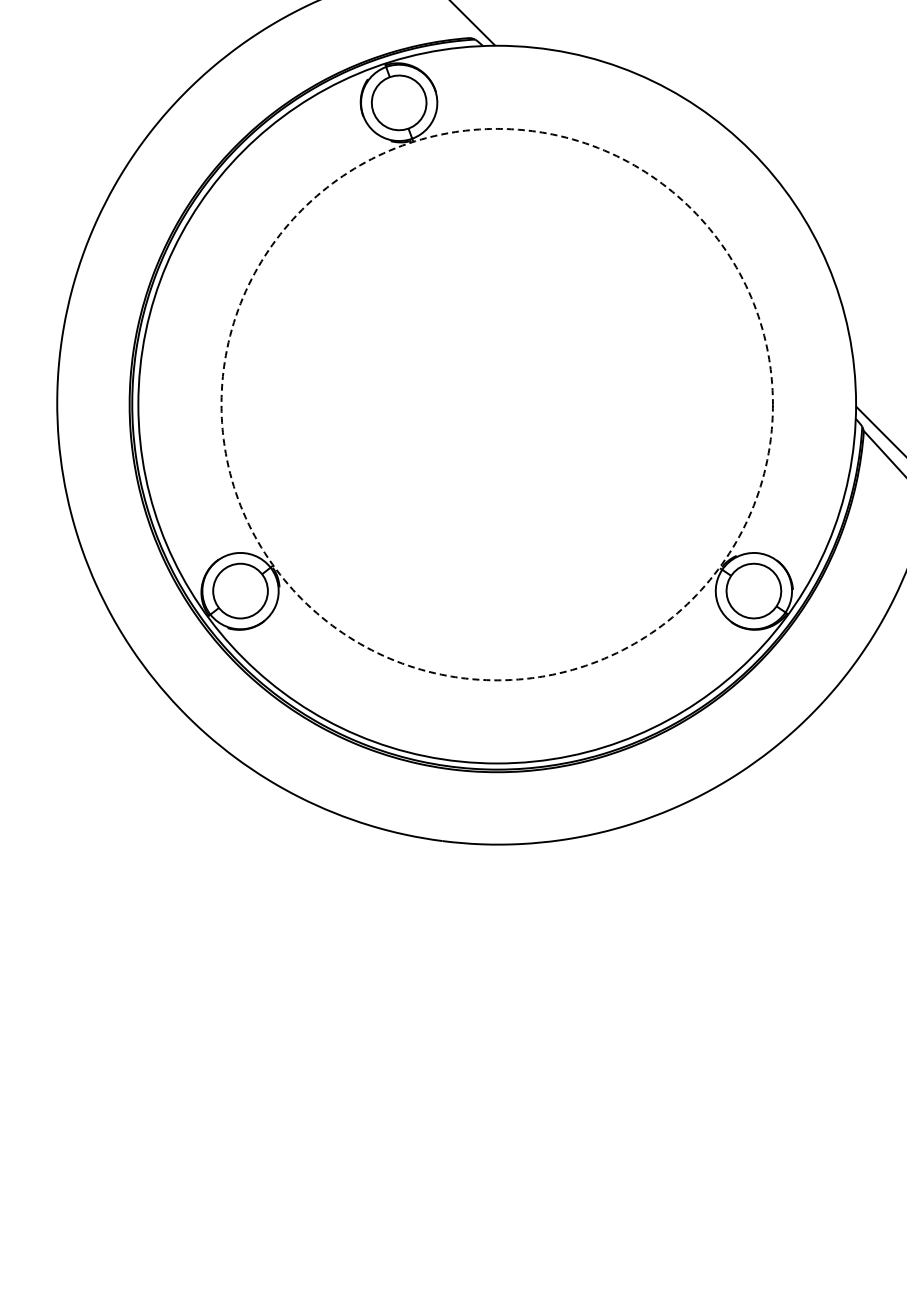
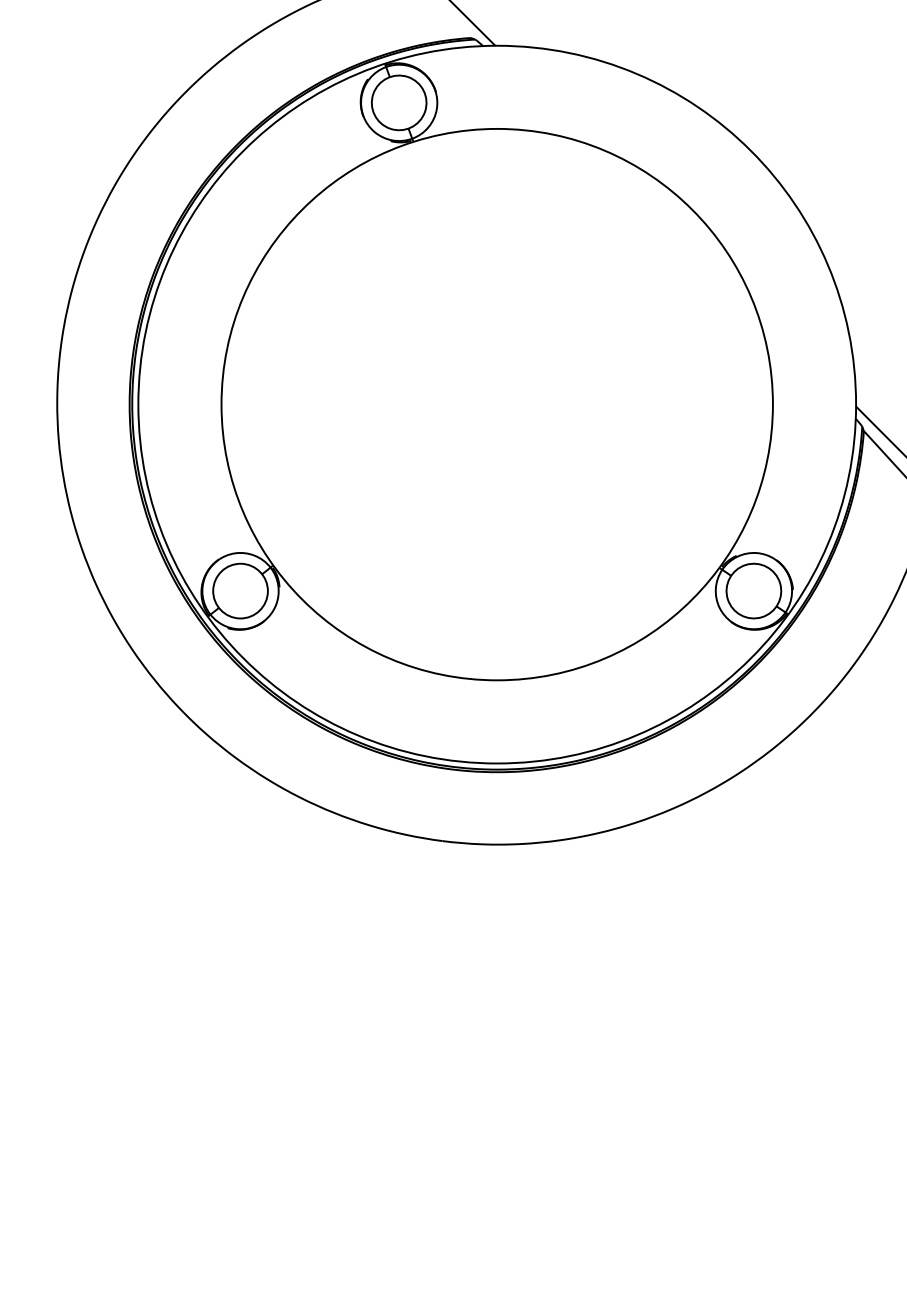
circle: dashed -> solid (496, 404)
